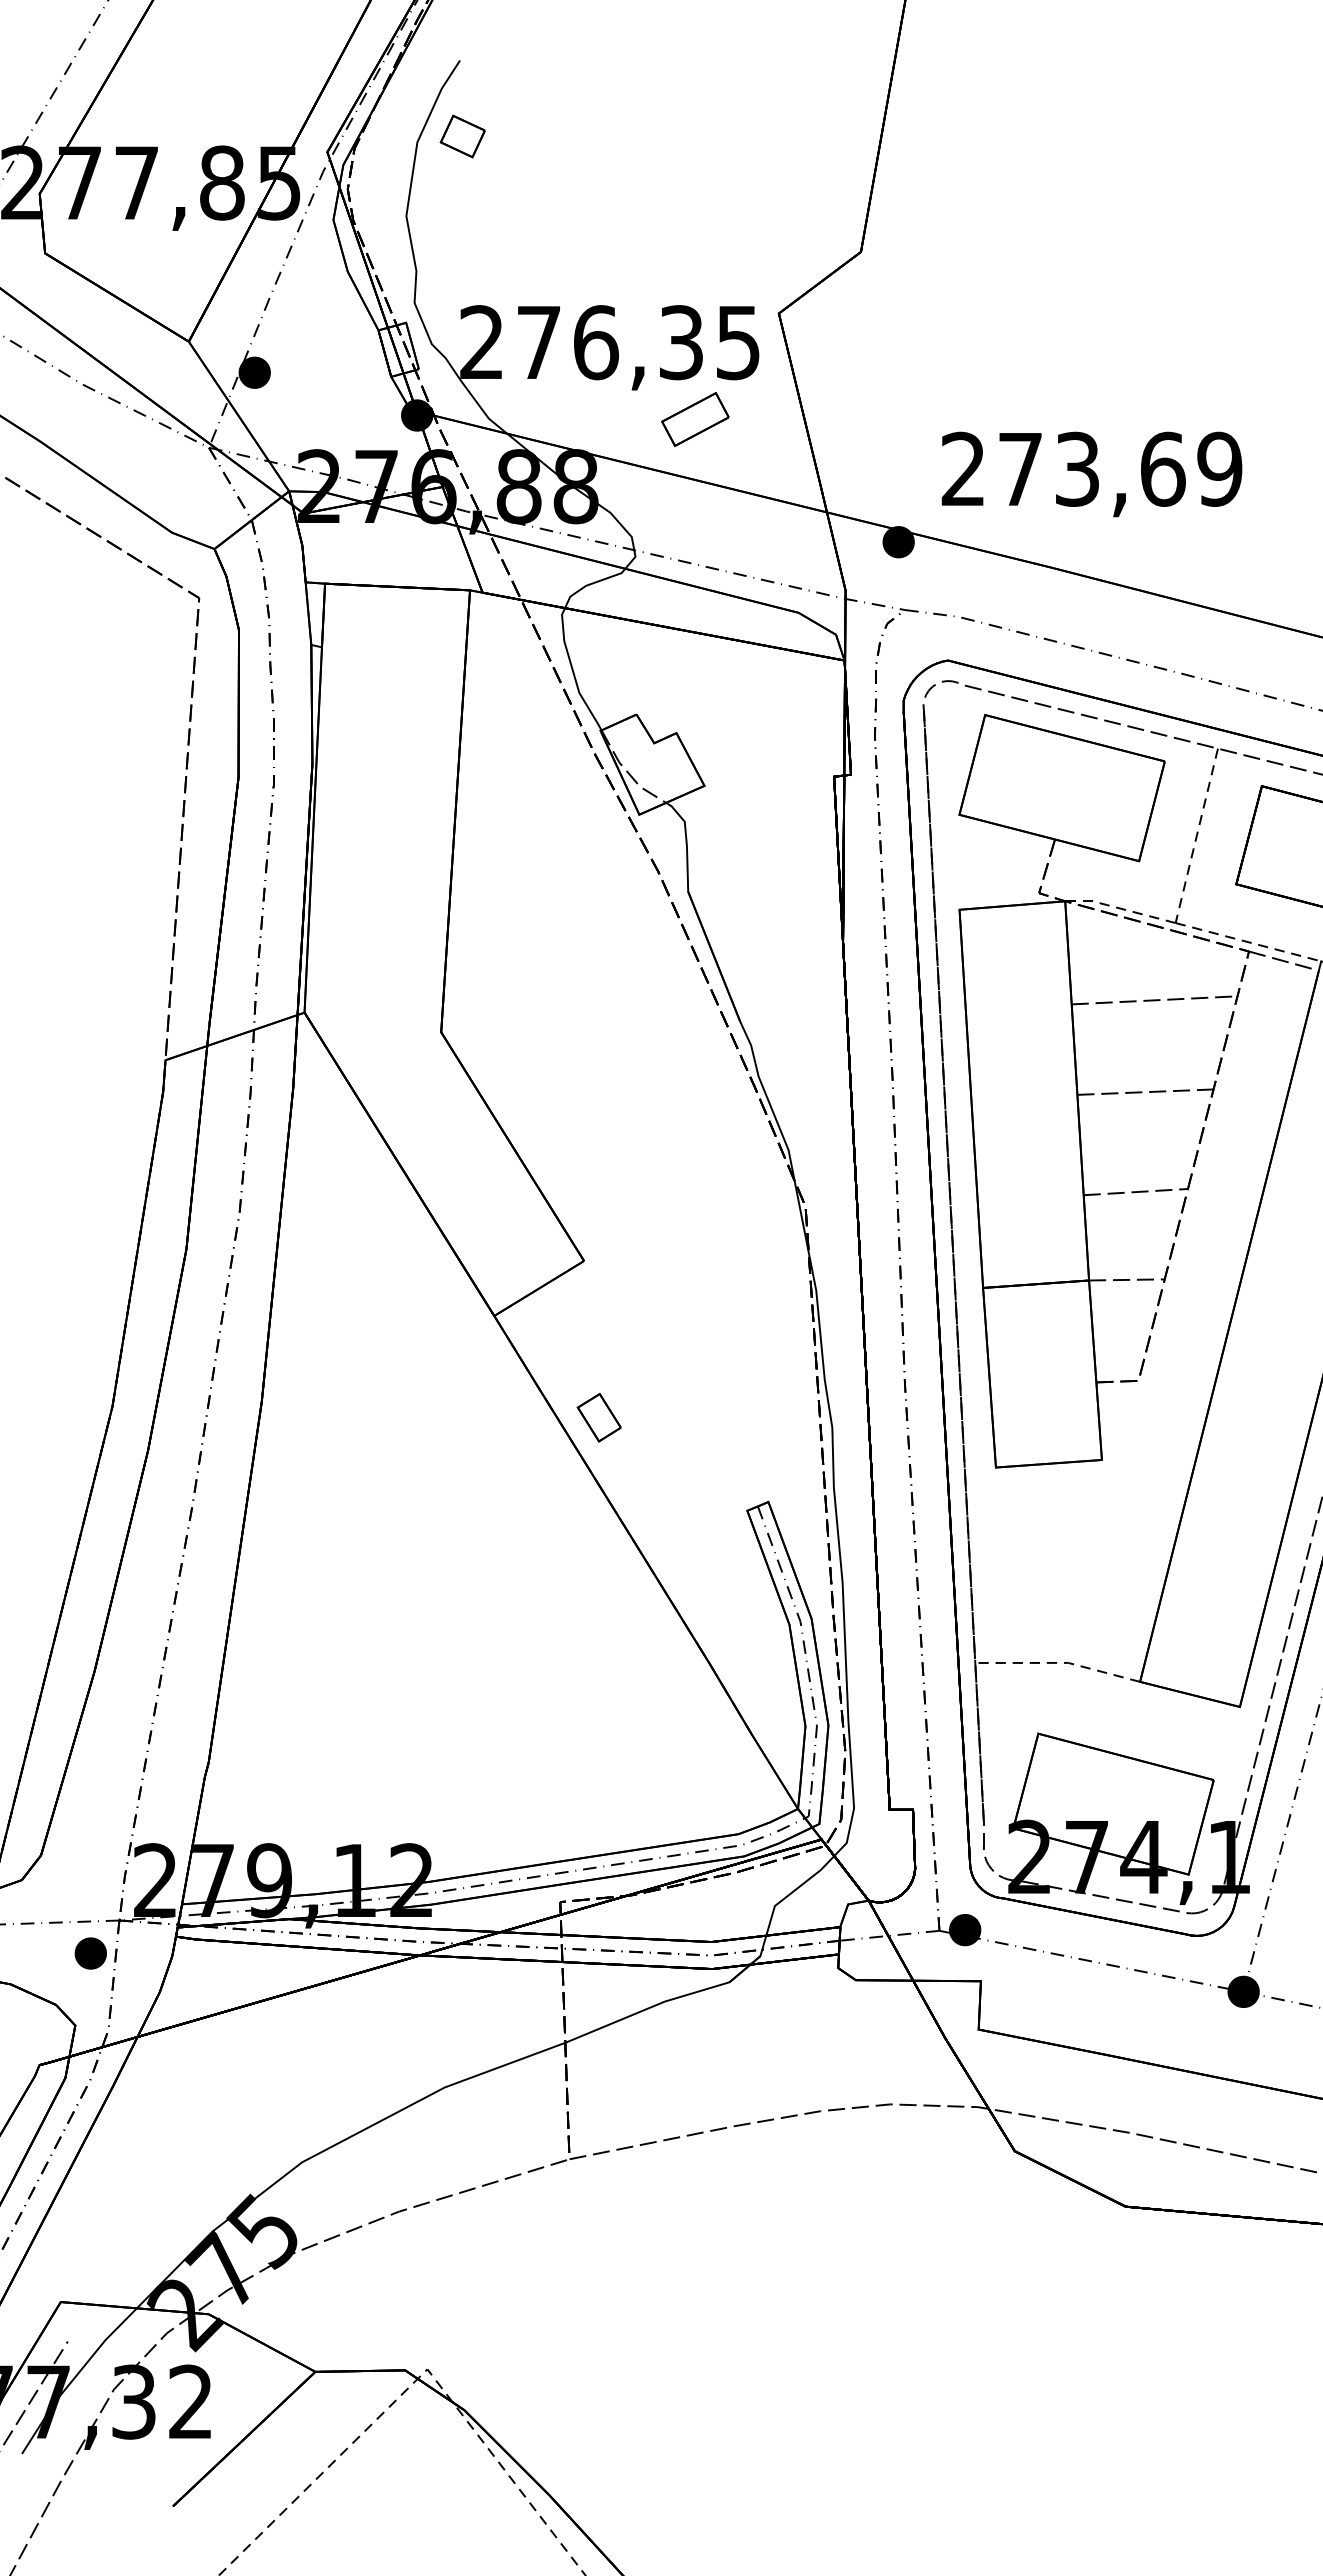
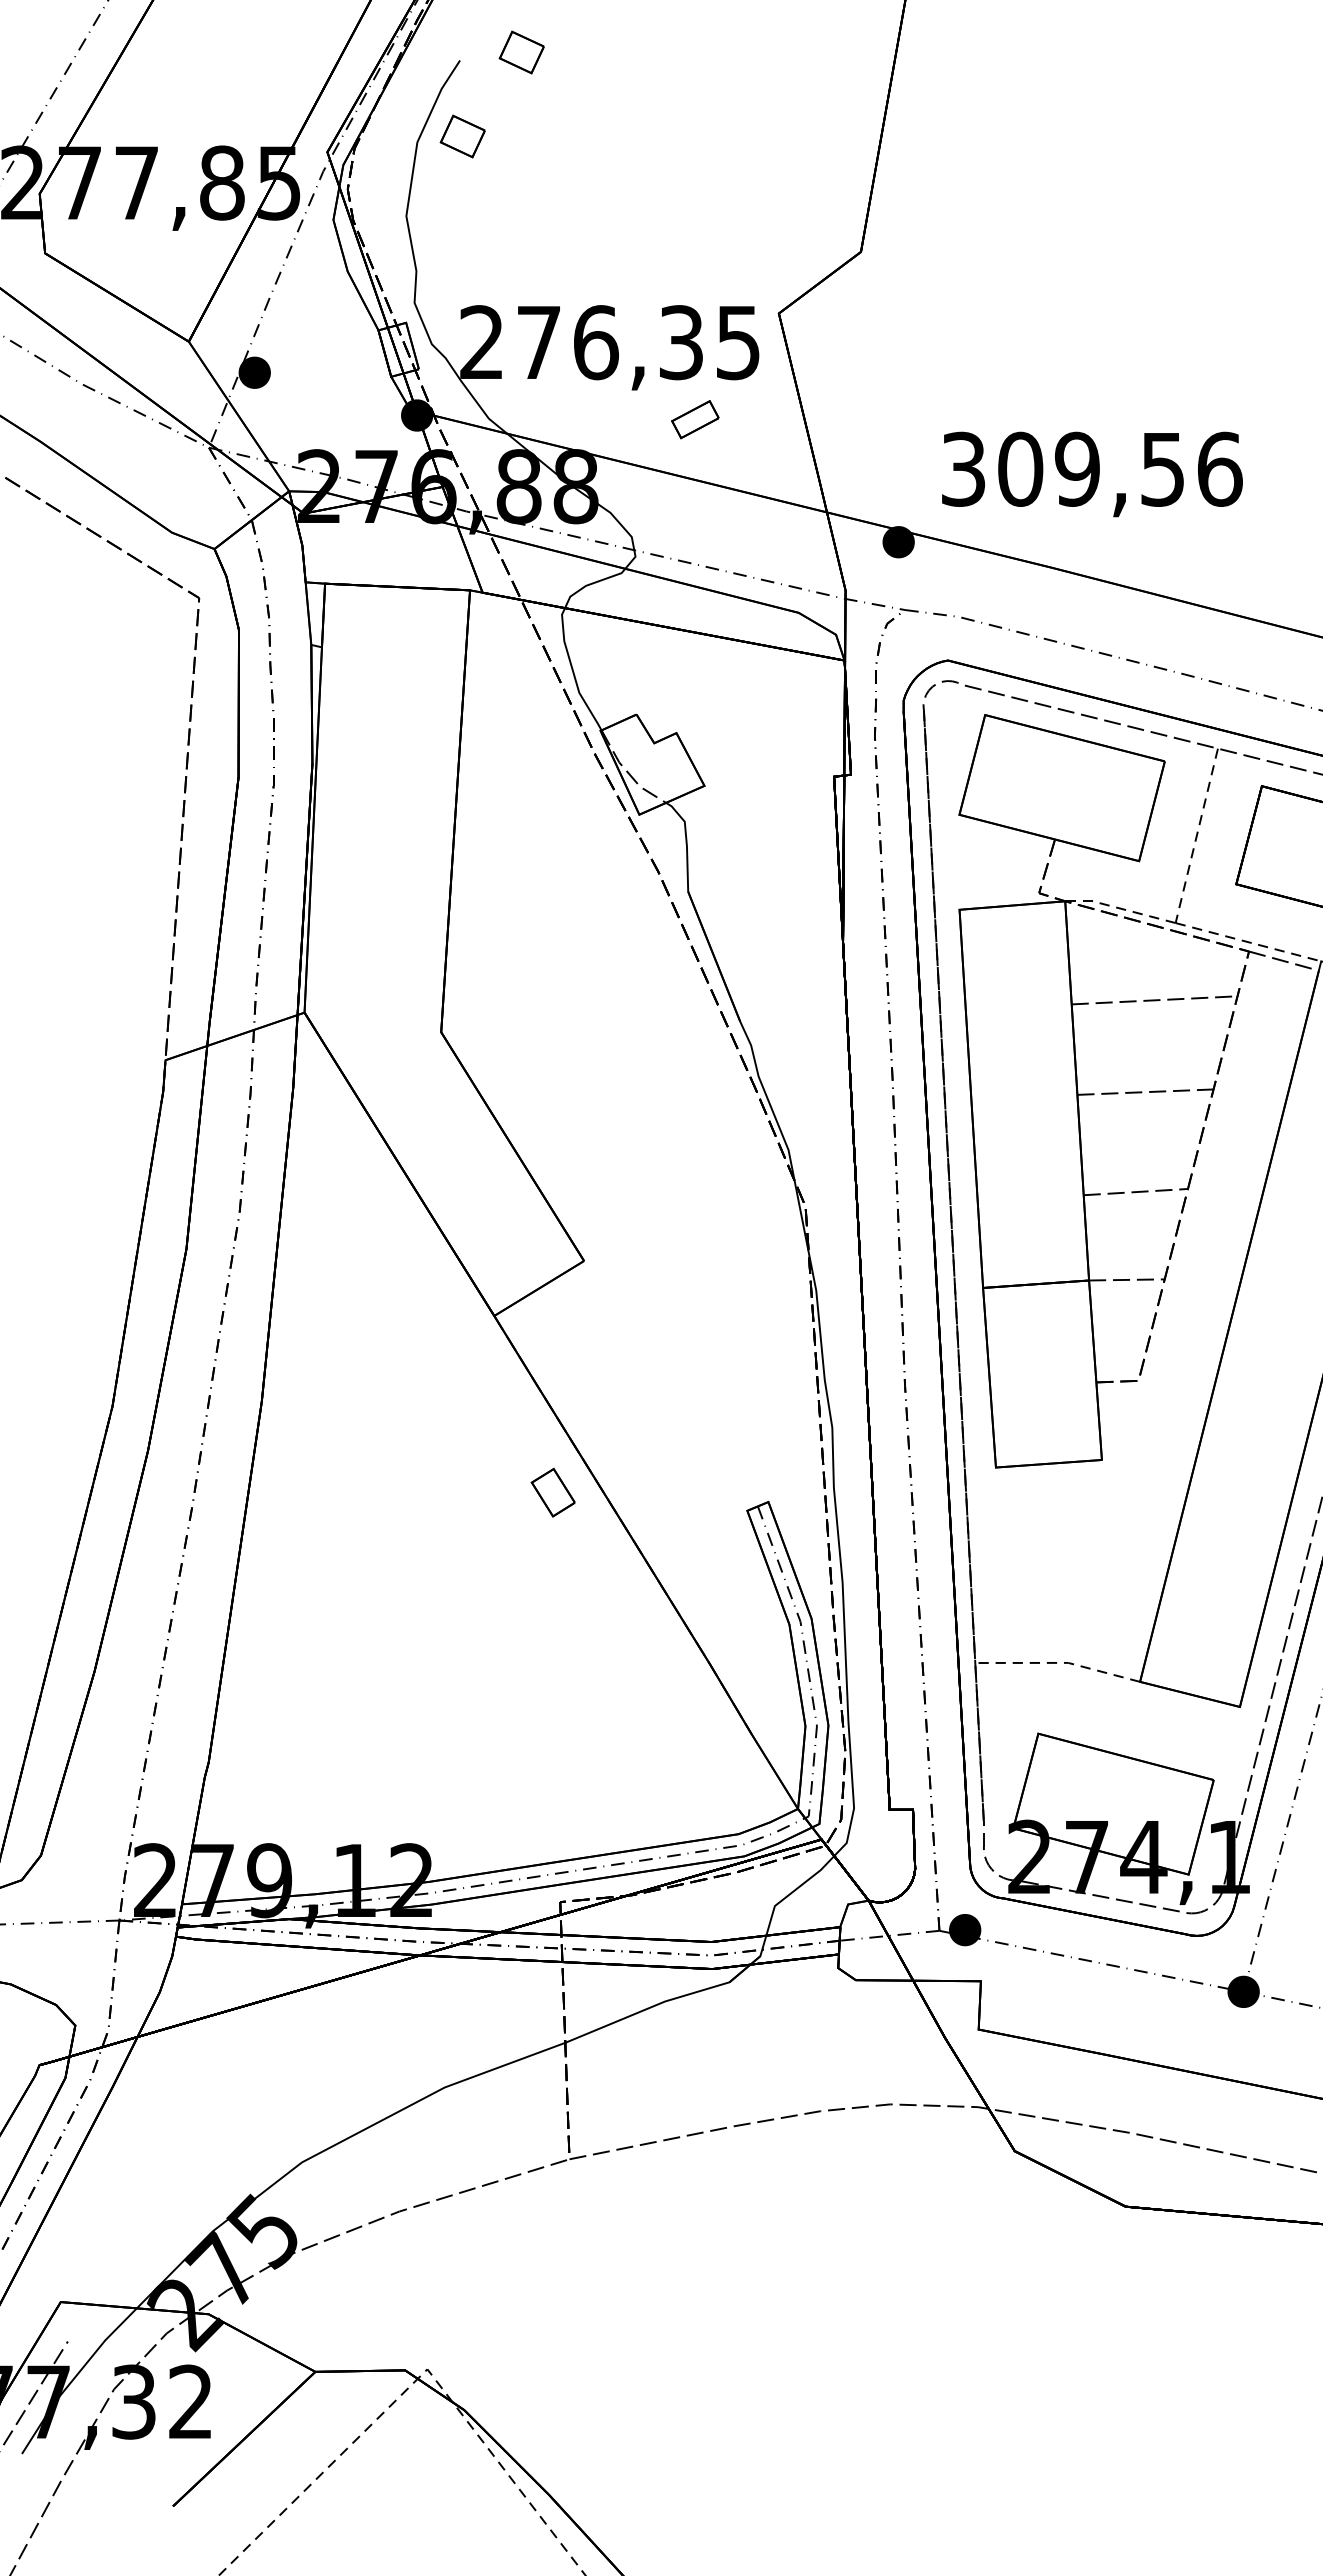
part: none -> present (521, 52)
part size: 69x56 px -> 49x40 px (695, 419)
text: 273,69 -> 309,56 (1091, 468)
part position: (598, 1417) -> (552, 1492) (552, 1492)
part: present -> none (90, 1953)
